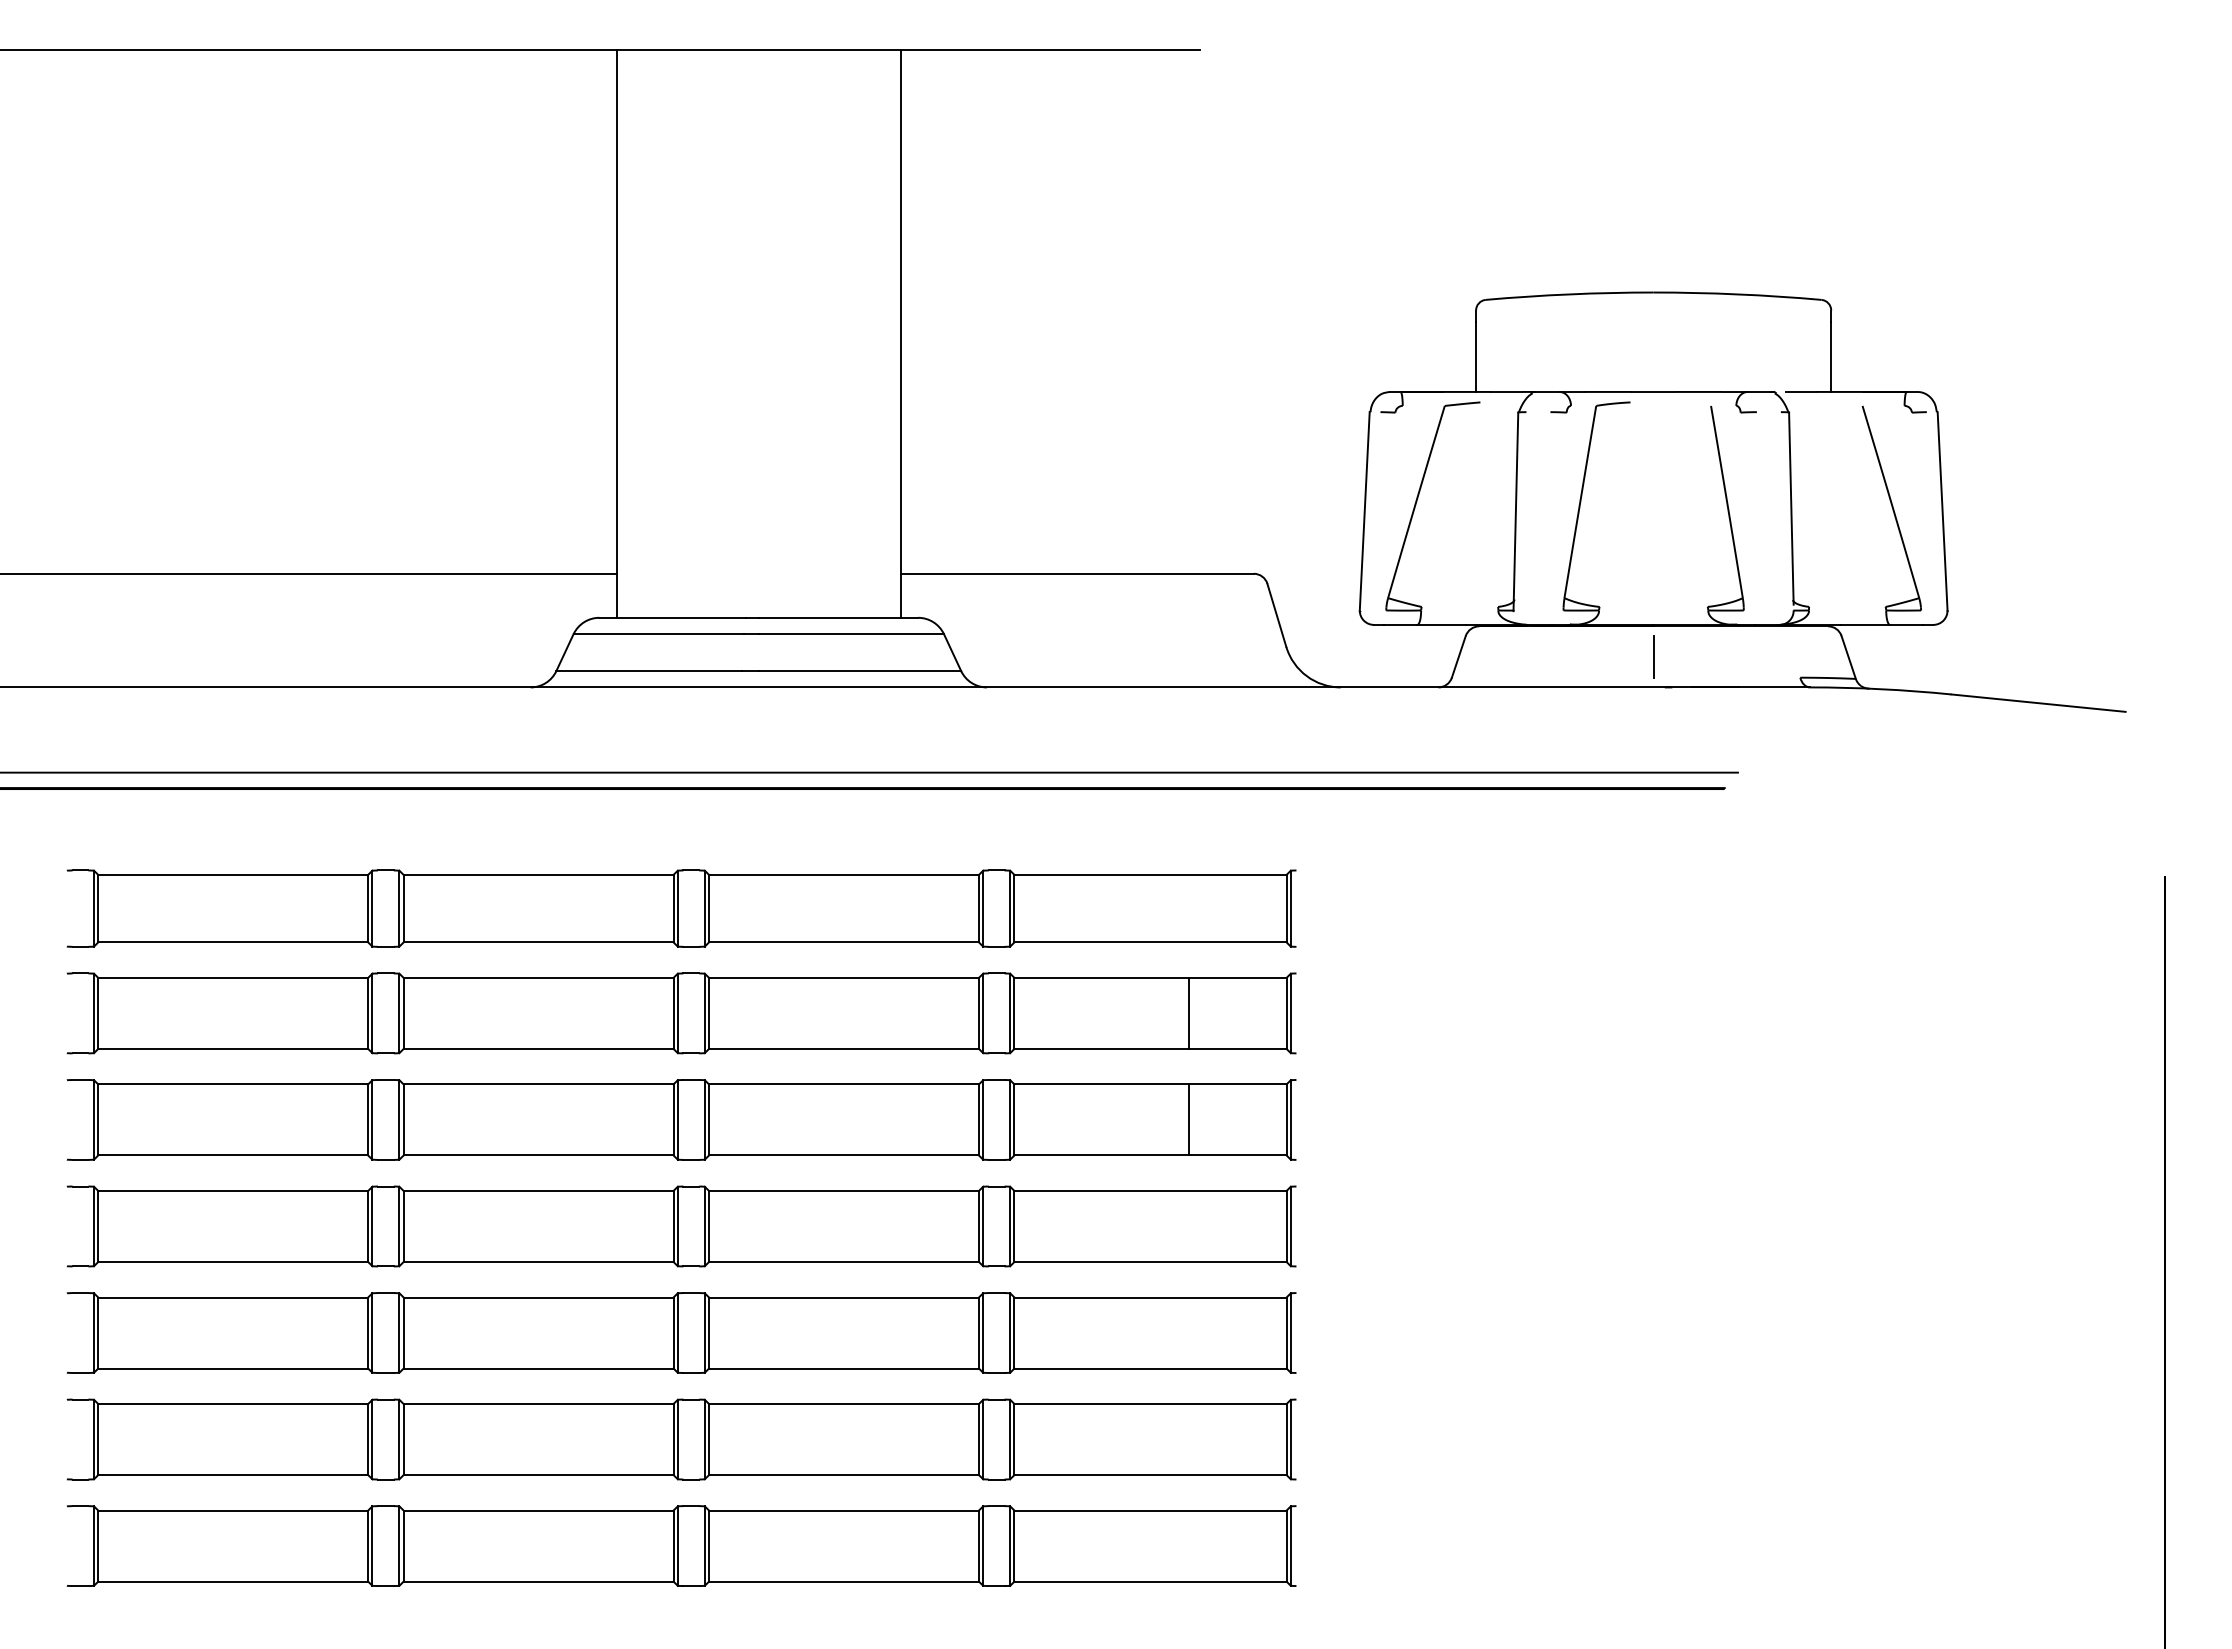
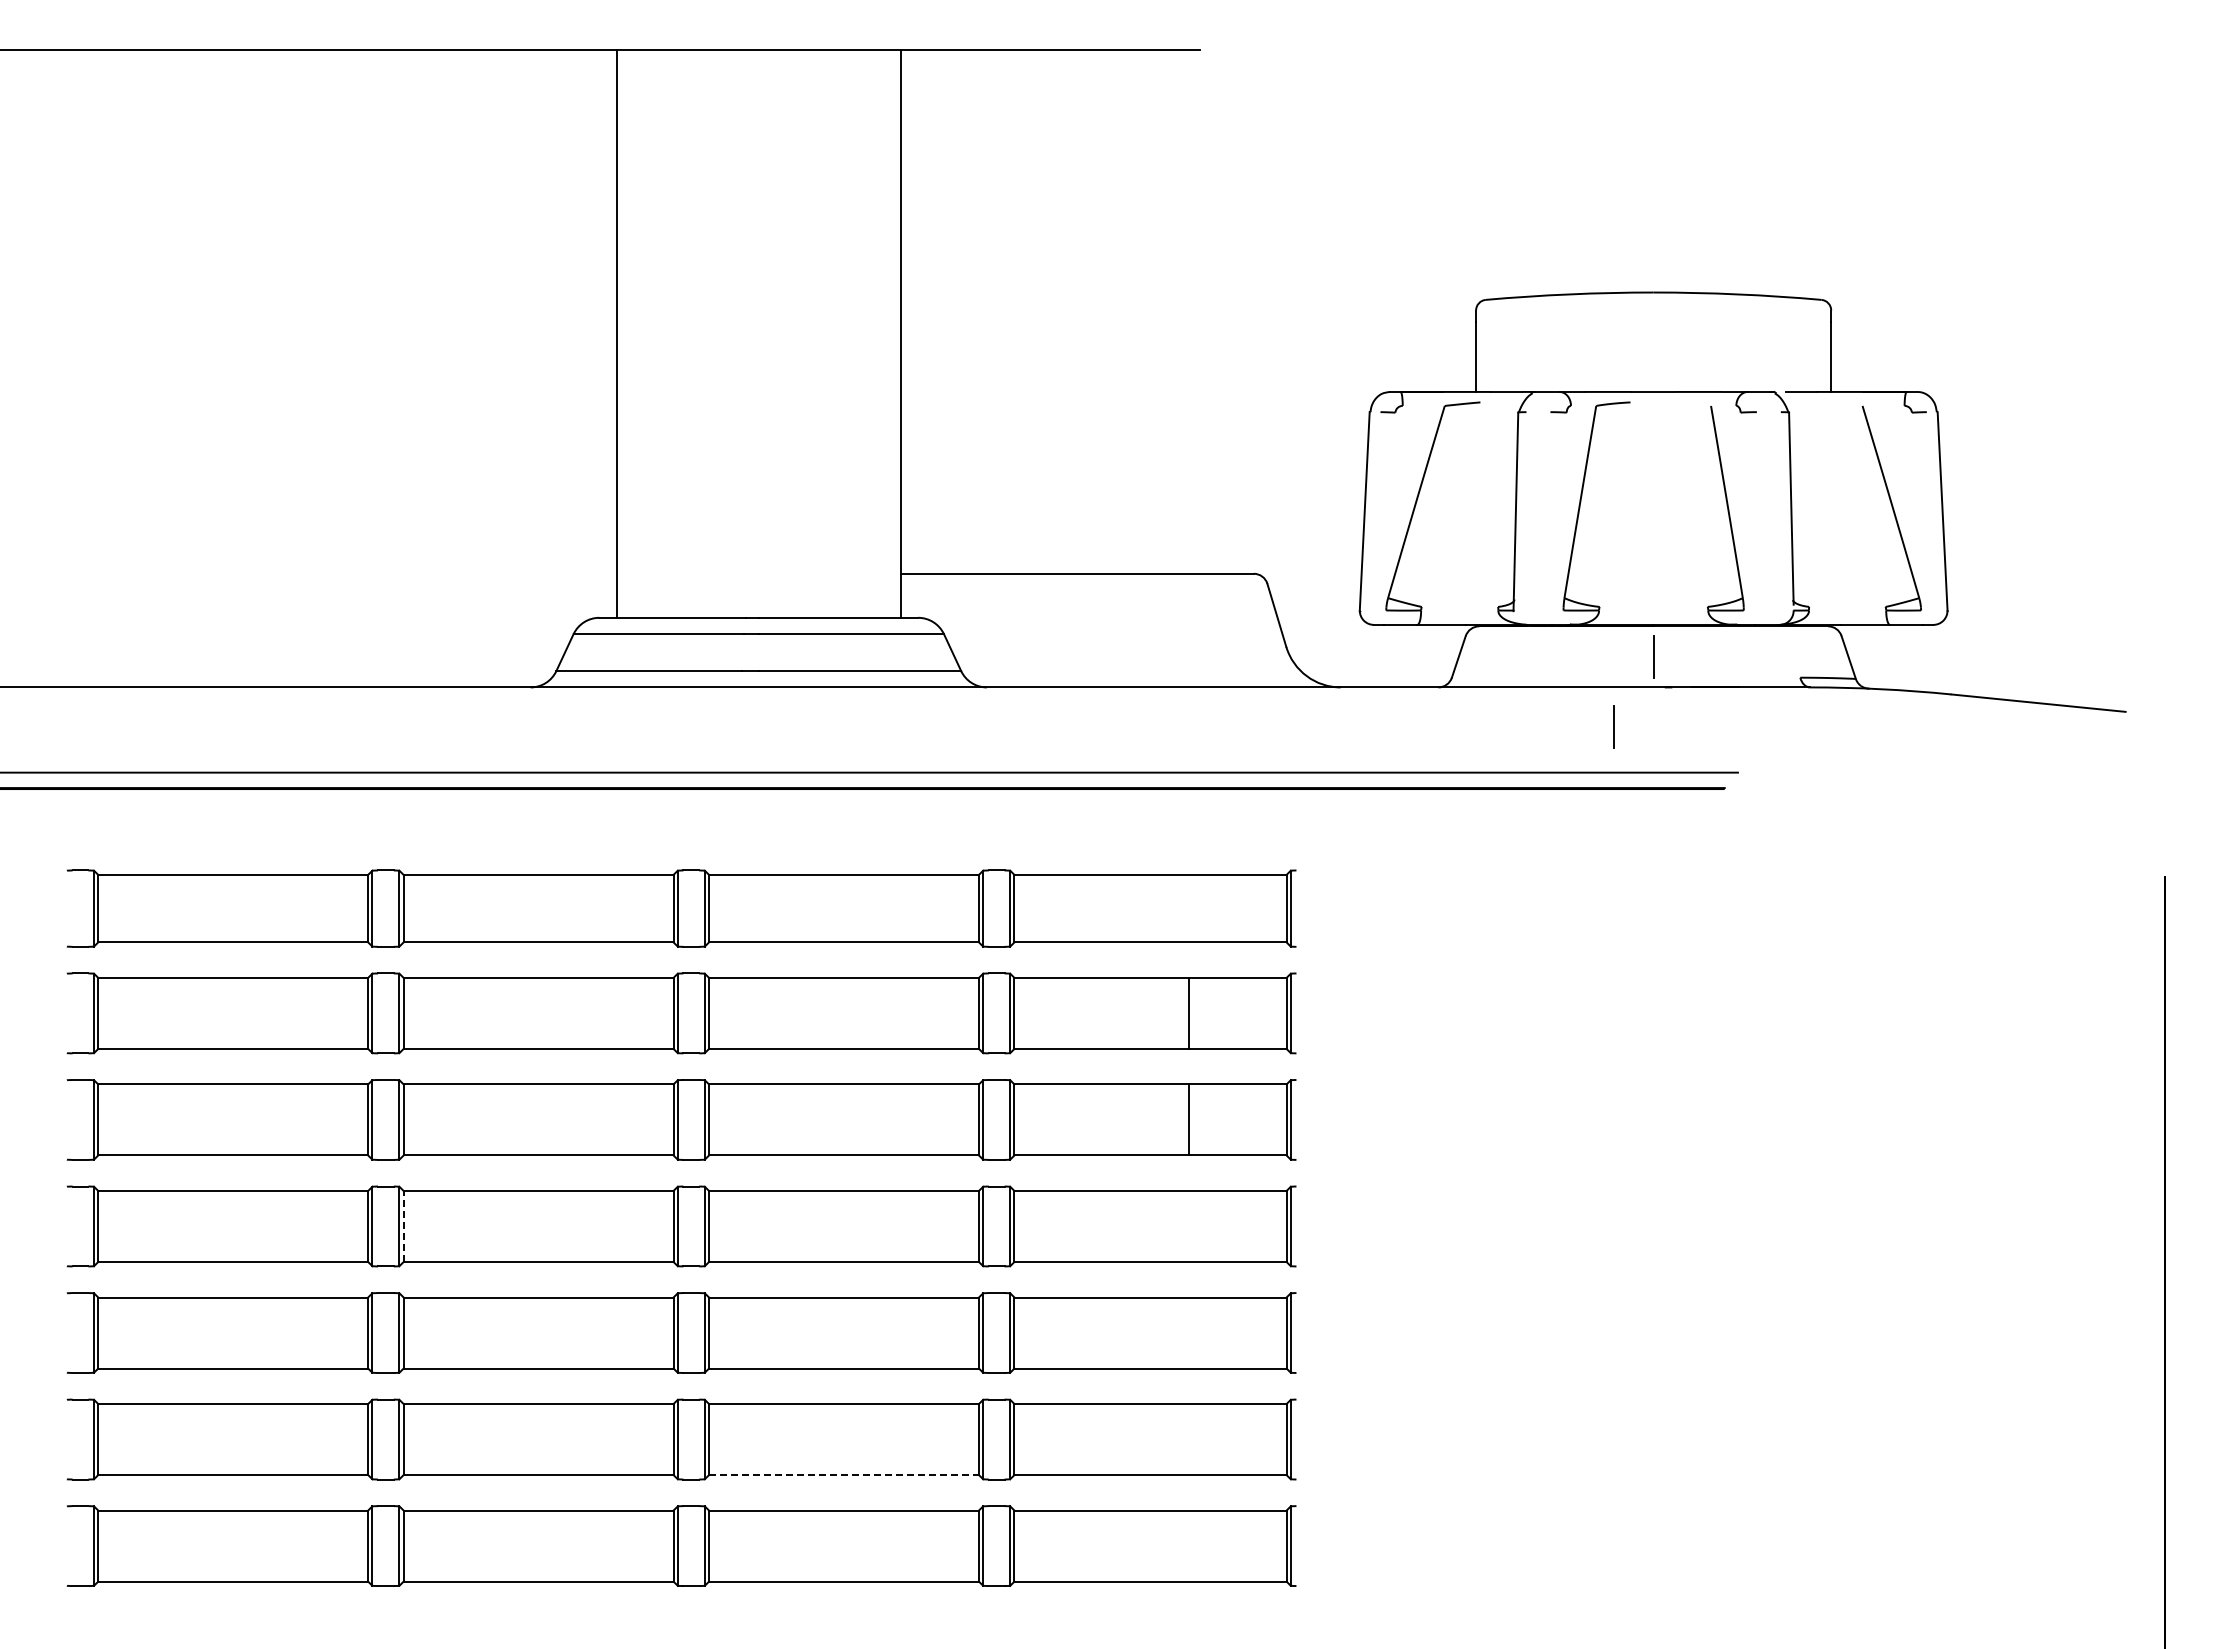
line: present -> none (309, 573)
line: none -> present (1613, 726)
line: solid -> dashed (403, 1226)
line: solid -> dashed (844, 1475)
